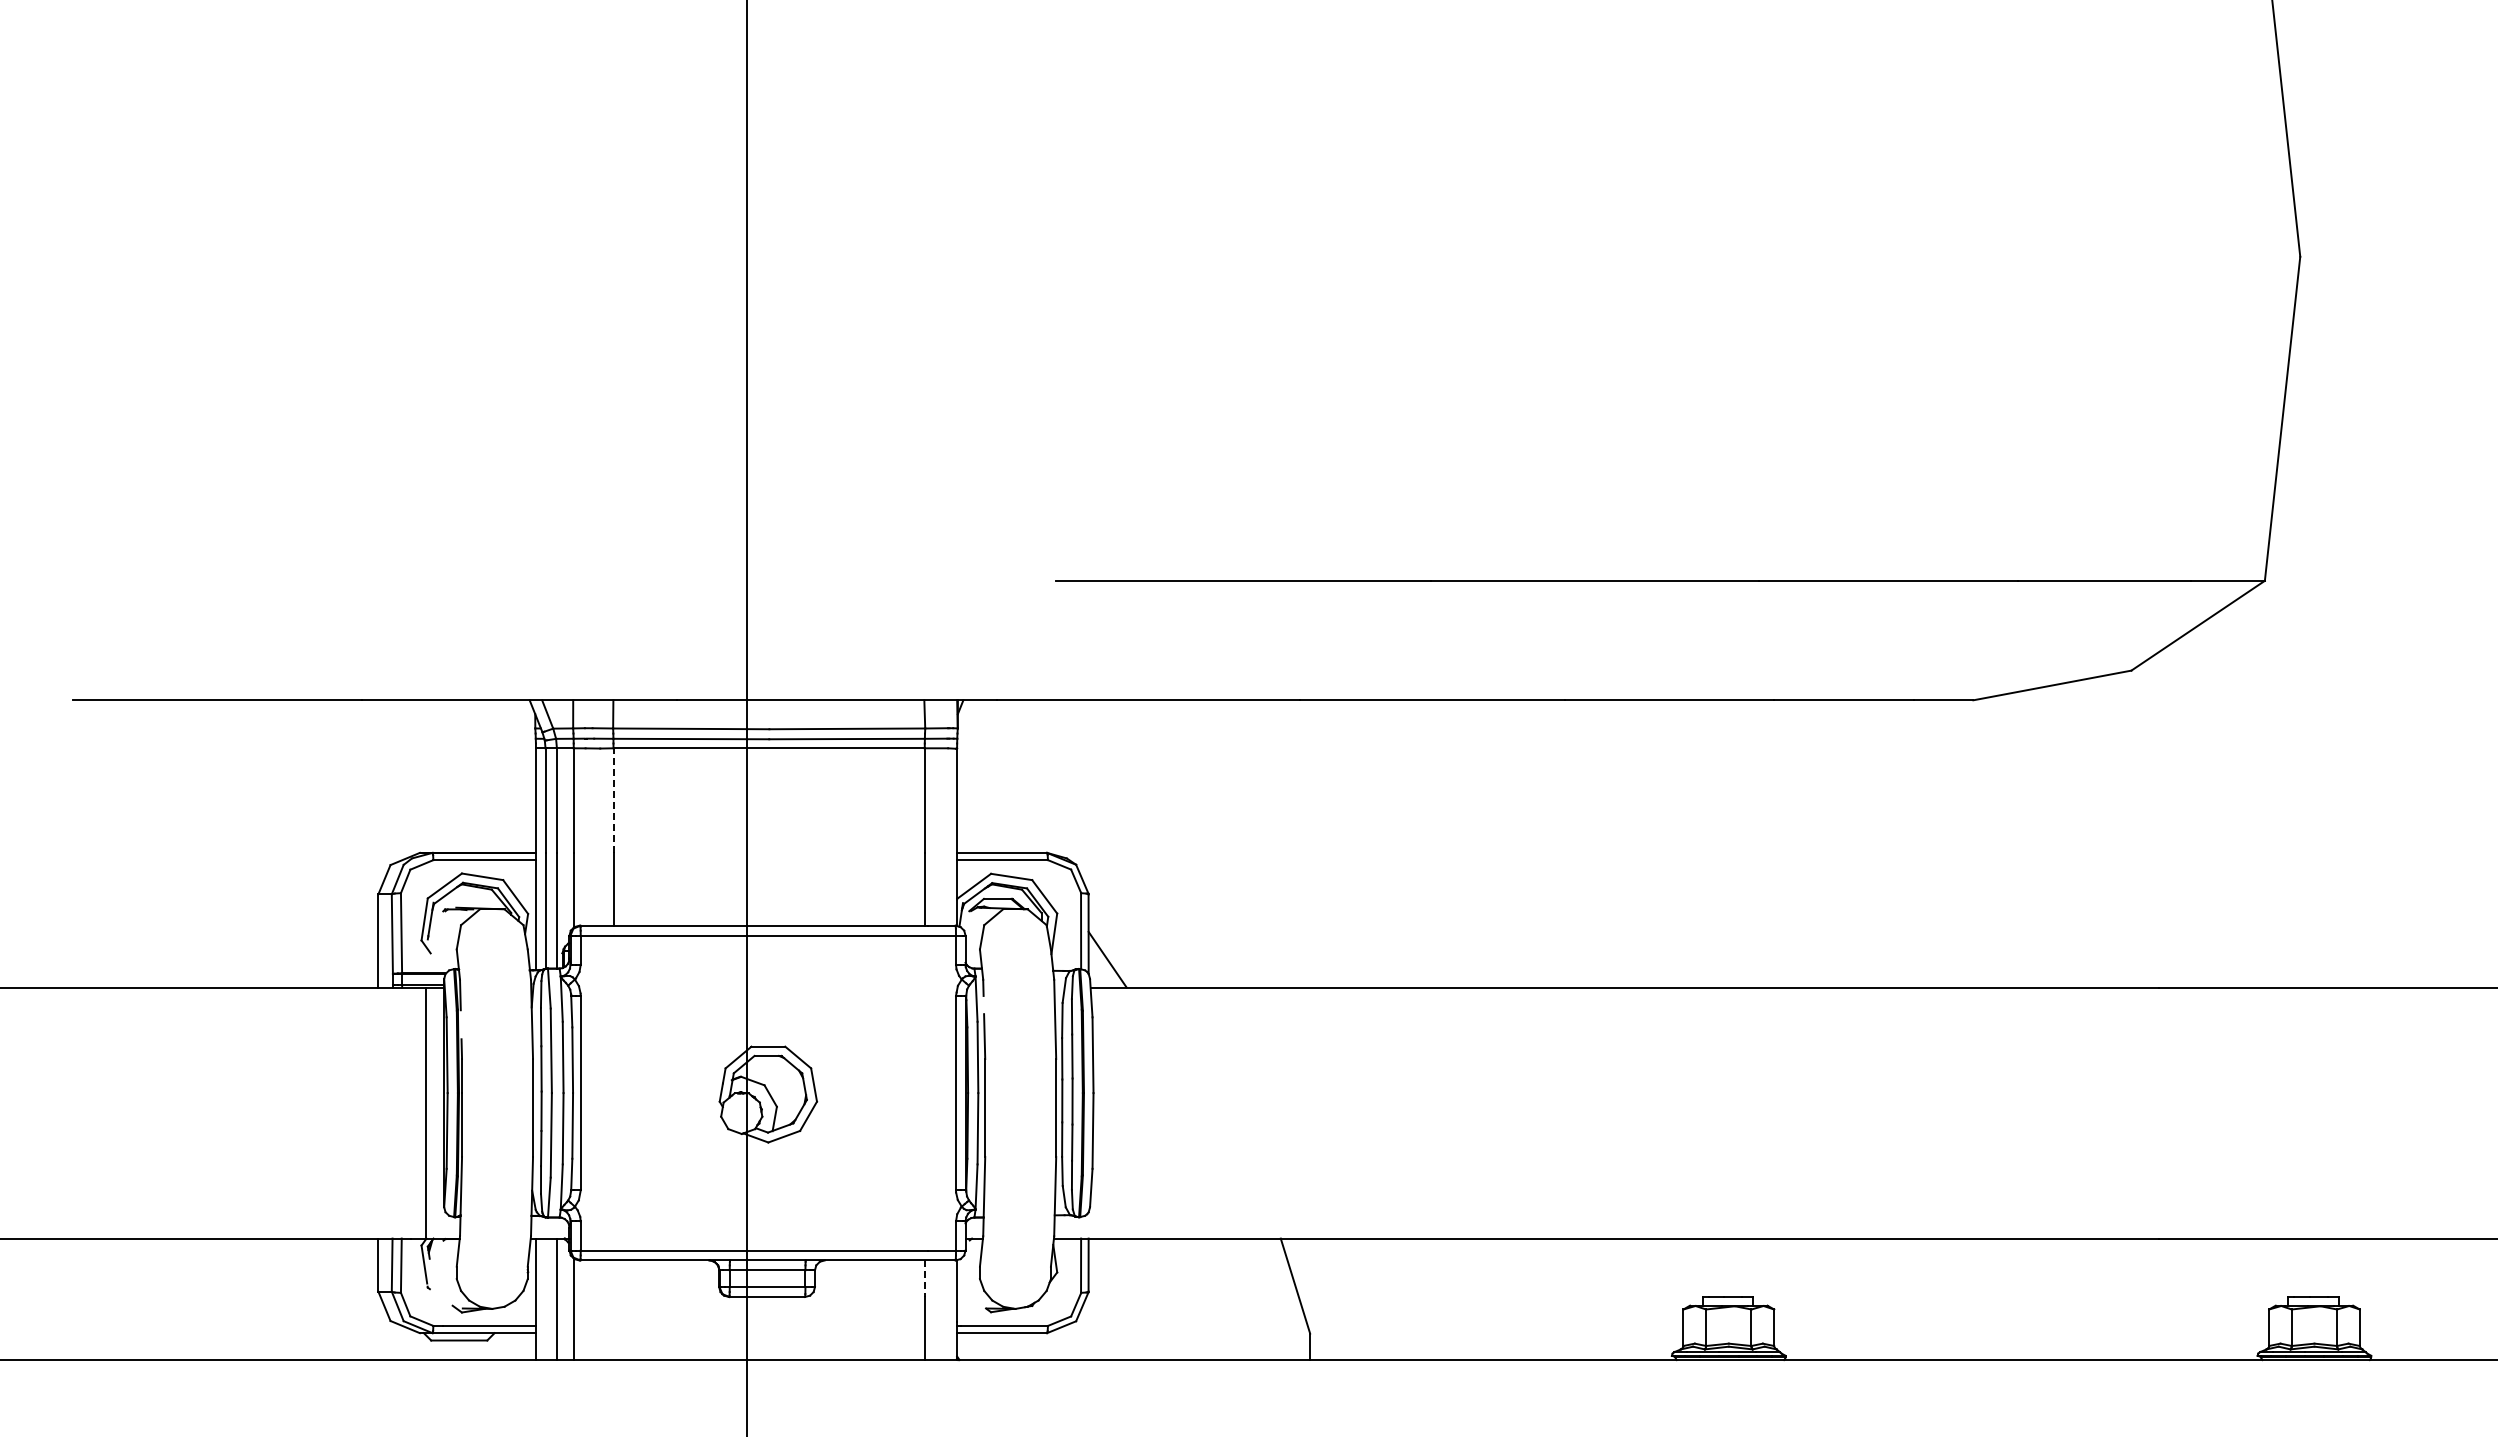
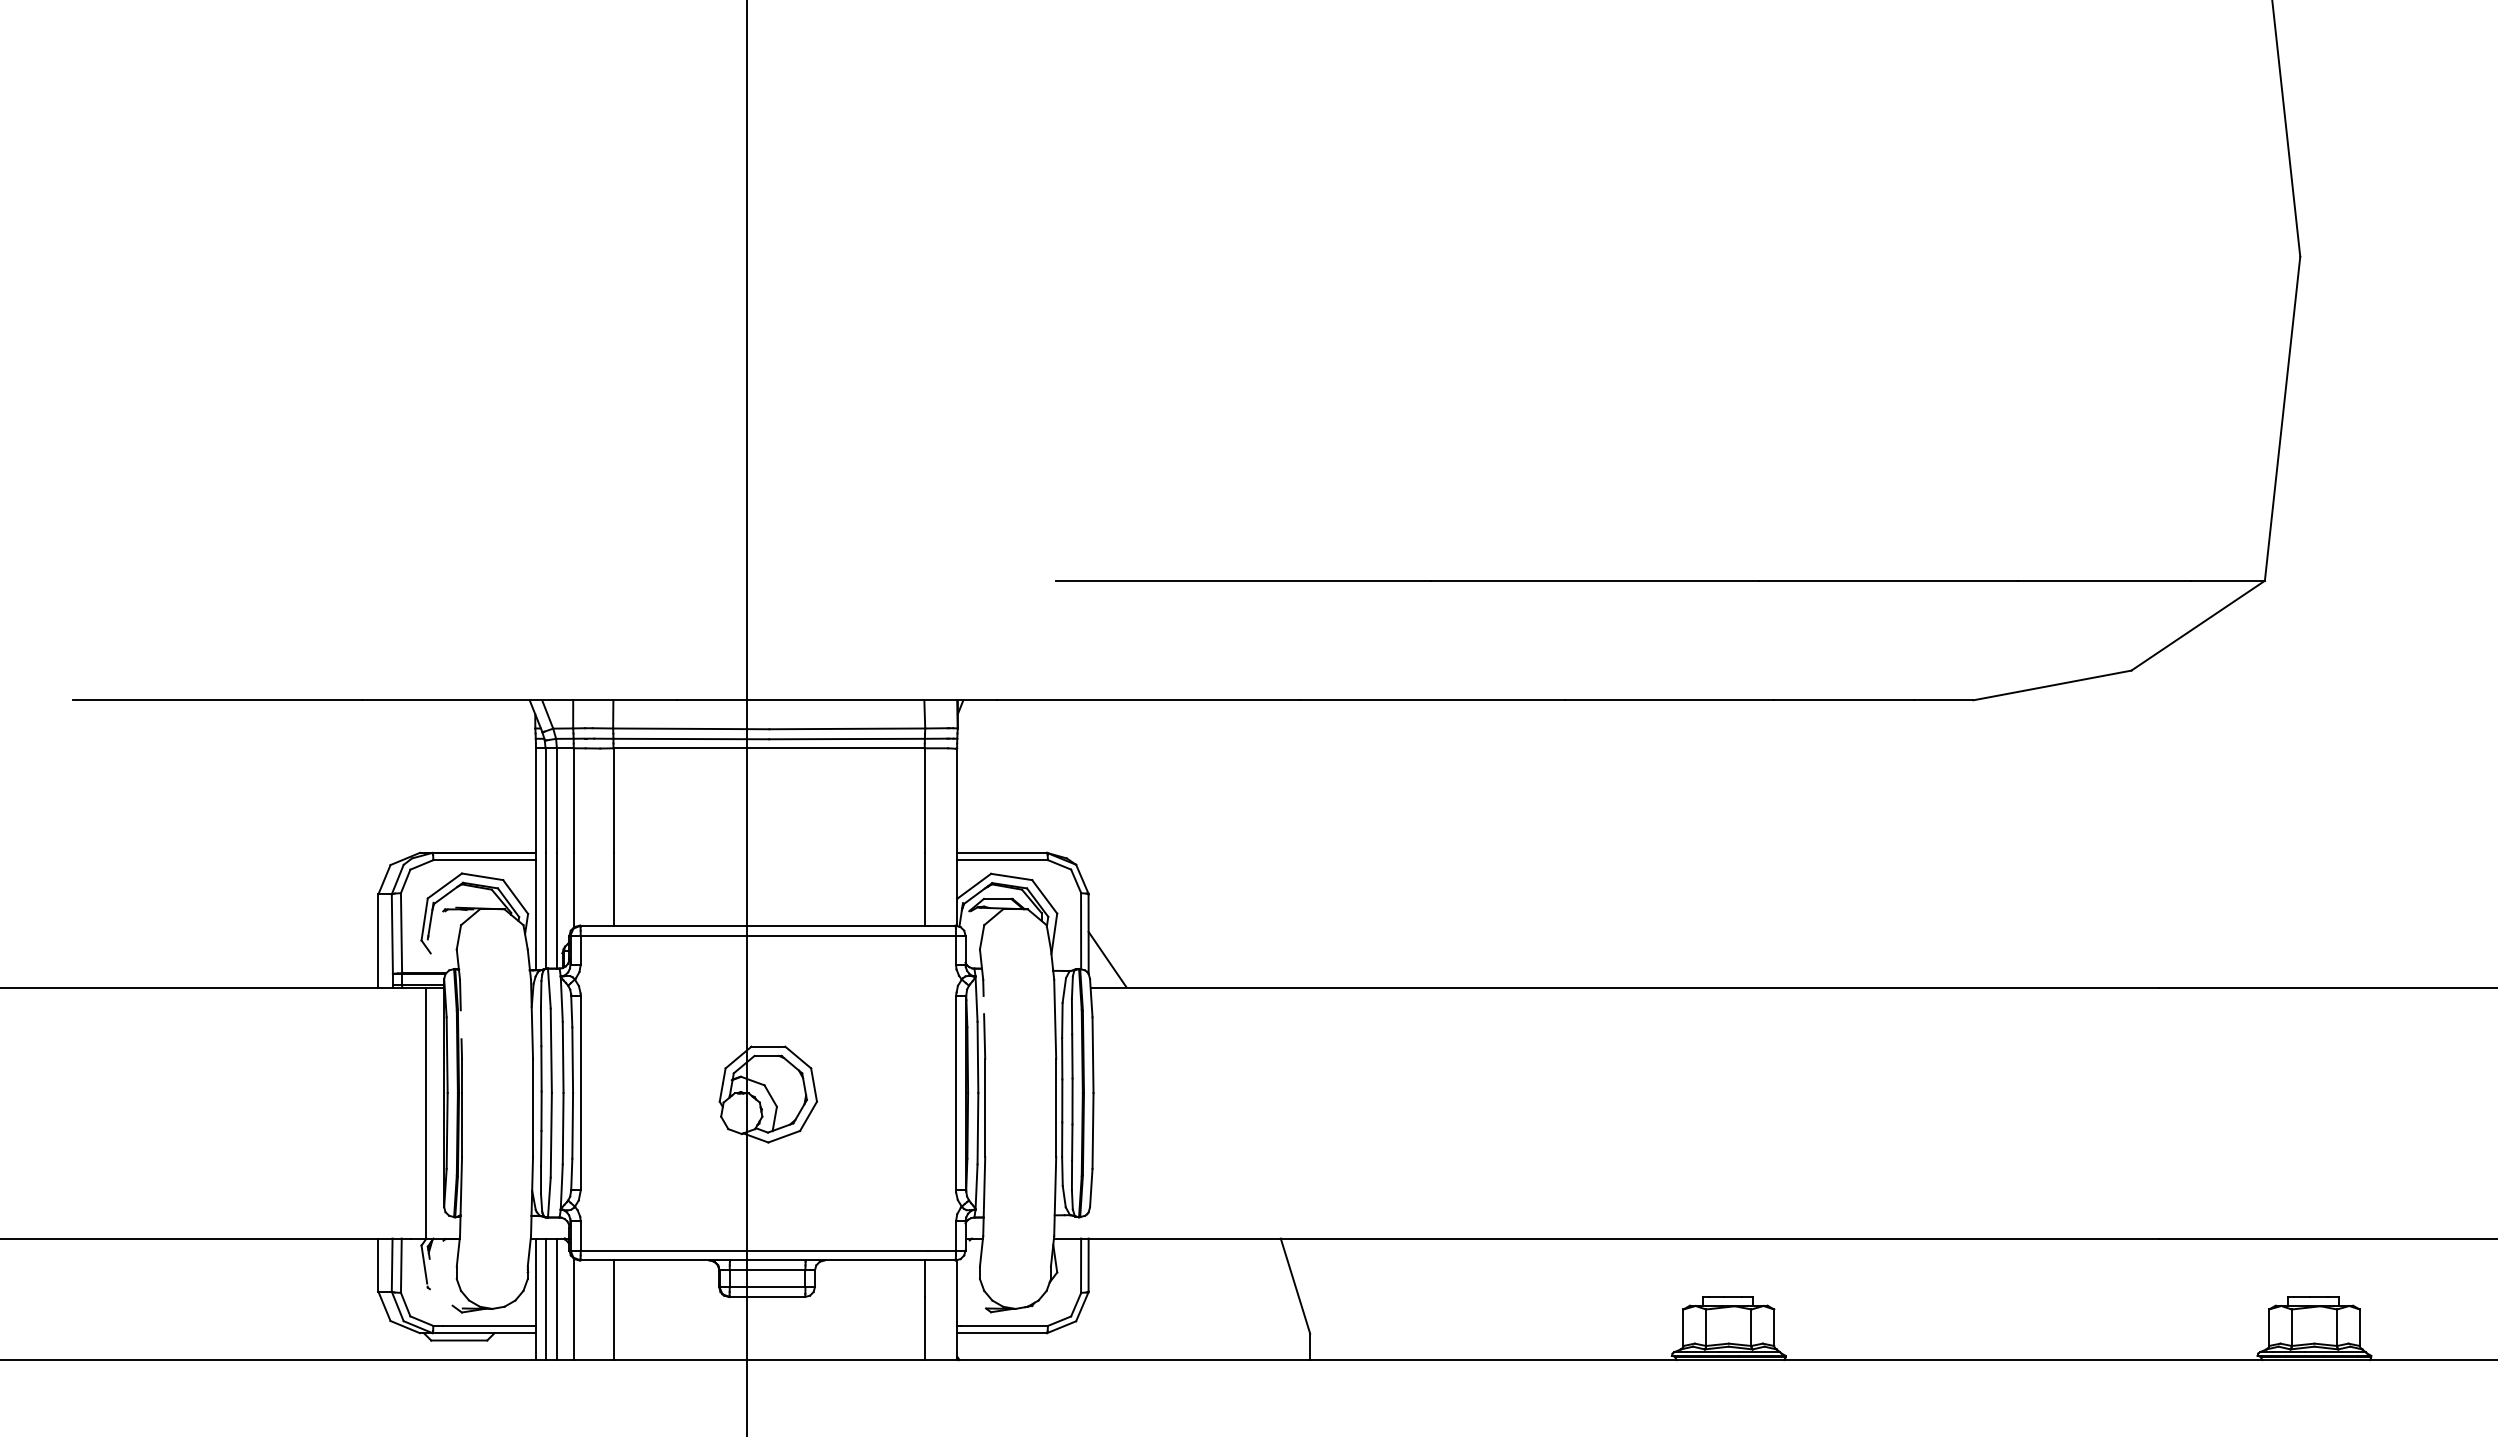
line: dashed -> solid (613, 800)
line: dashed -> solid (924, 1279)
line: none -> present (545, 1299)
line: none -> present (613, 1310)
